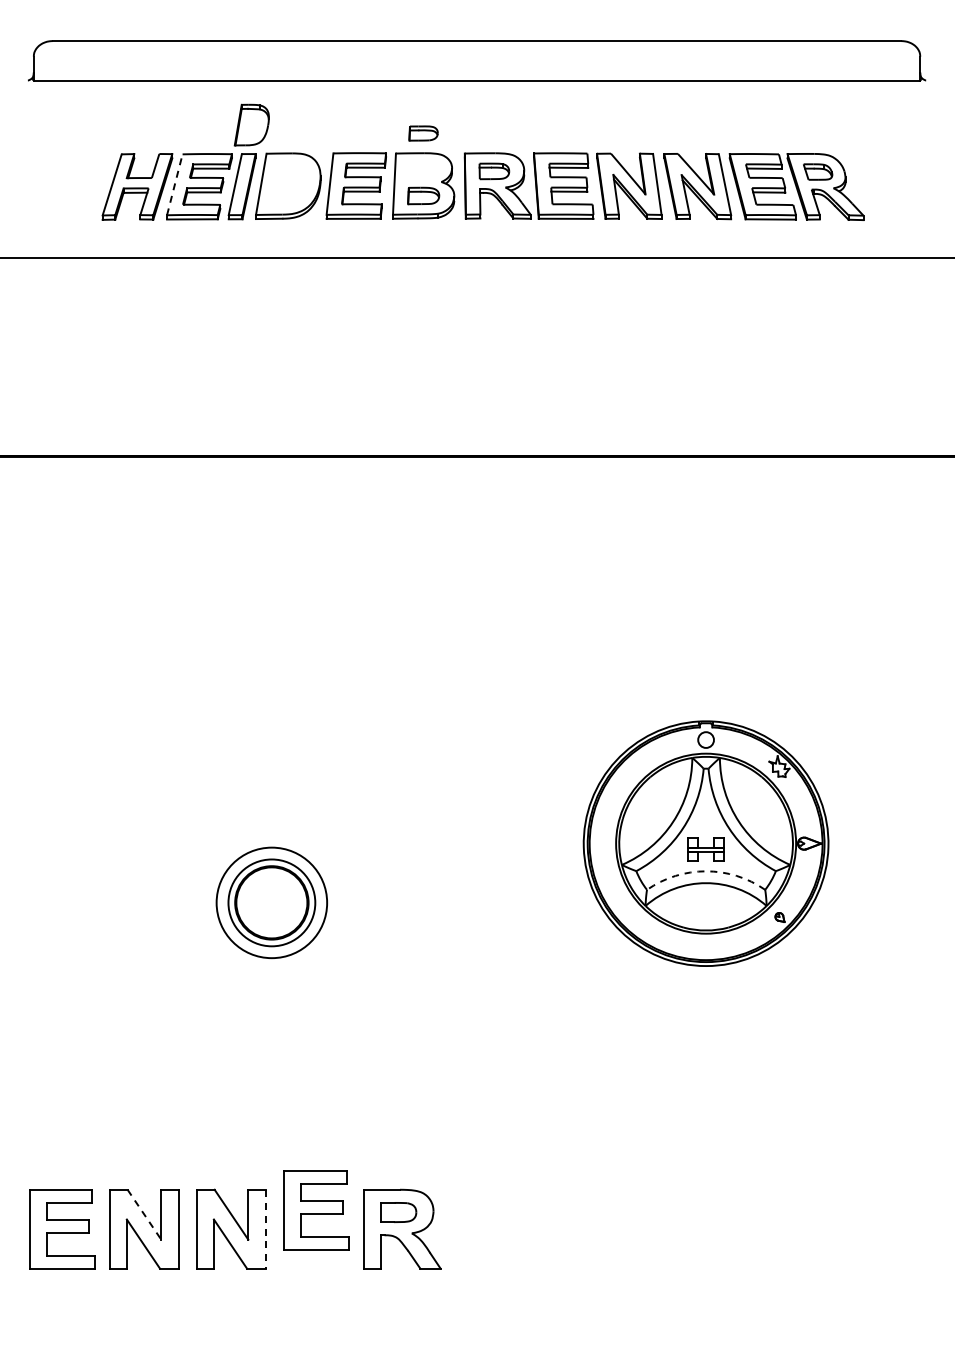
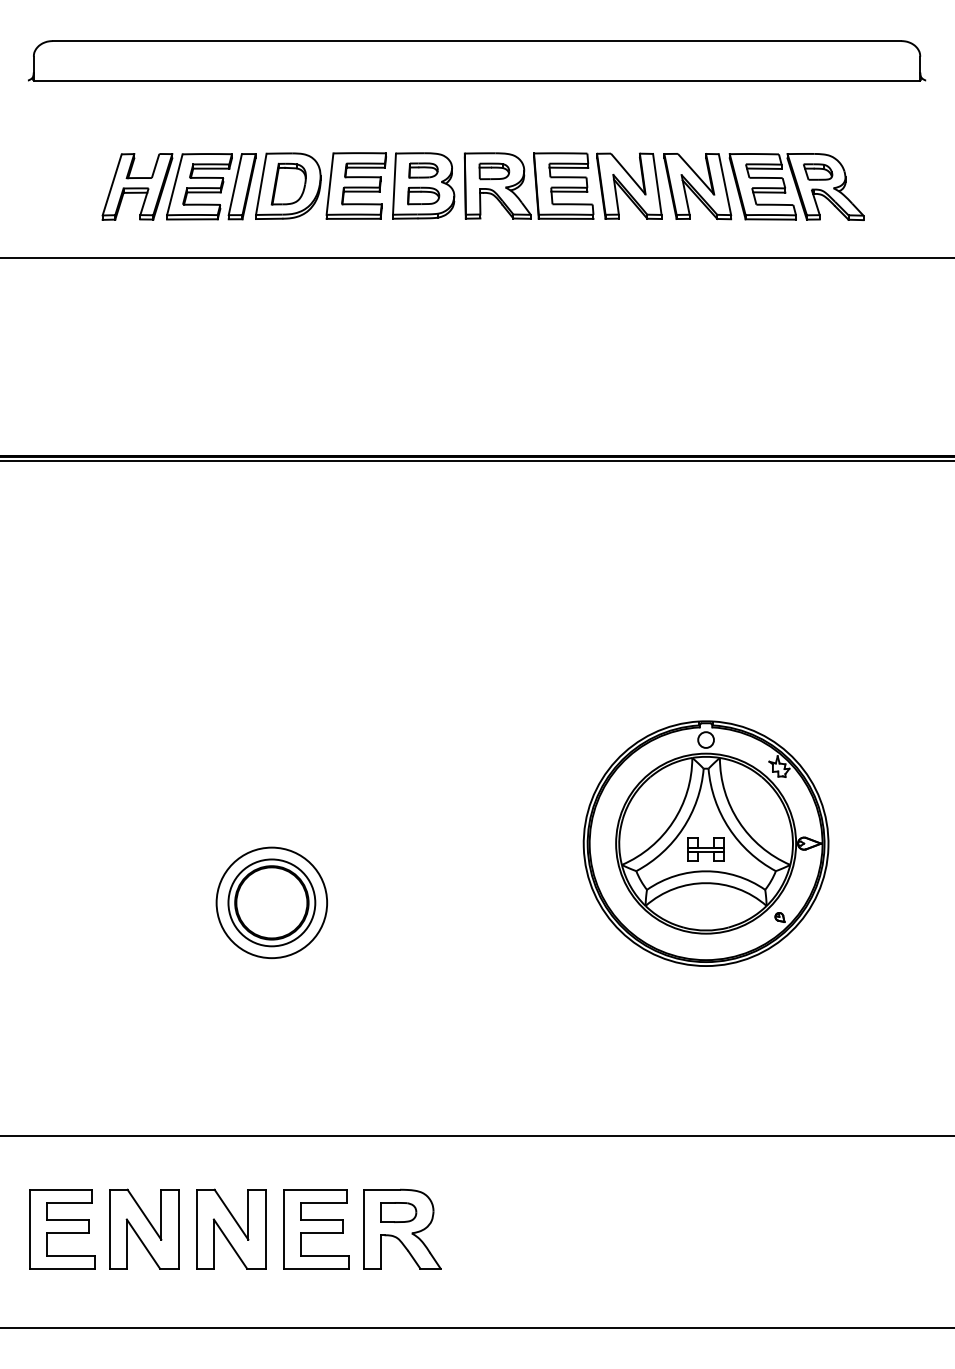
part position: (251, 124) -> (288, 183) (288, 183)
part position: (423, 133) -> (423, 170) (423, 170)
line: dashed -> solid (174, 184)
line: none -> present (476, 460)
arc: dashed -> solid (706, 871)
line: none -> present (476, 1136)
part position: (316, 1210) -> (316, 1229) (316, 1229)
line: dashed -> solid (144, 1215)
line: dashed -> solid (265, 1229)
line: none -> present (476, 1327)
